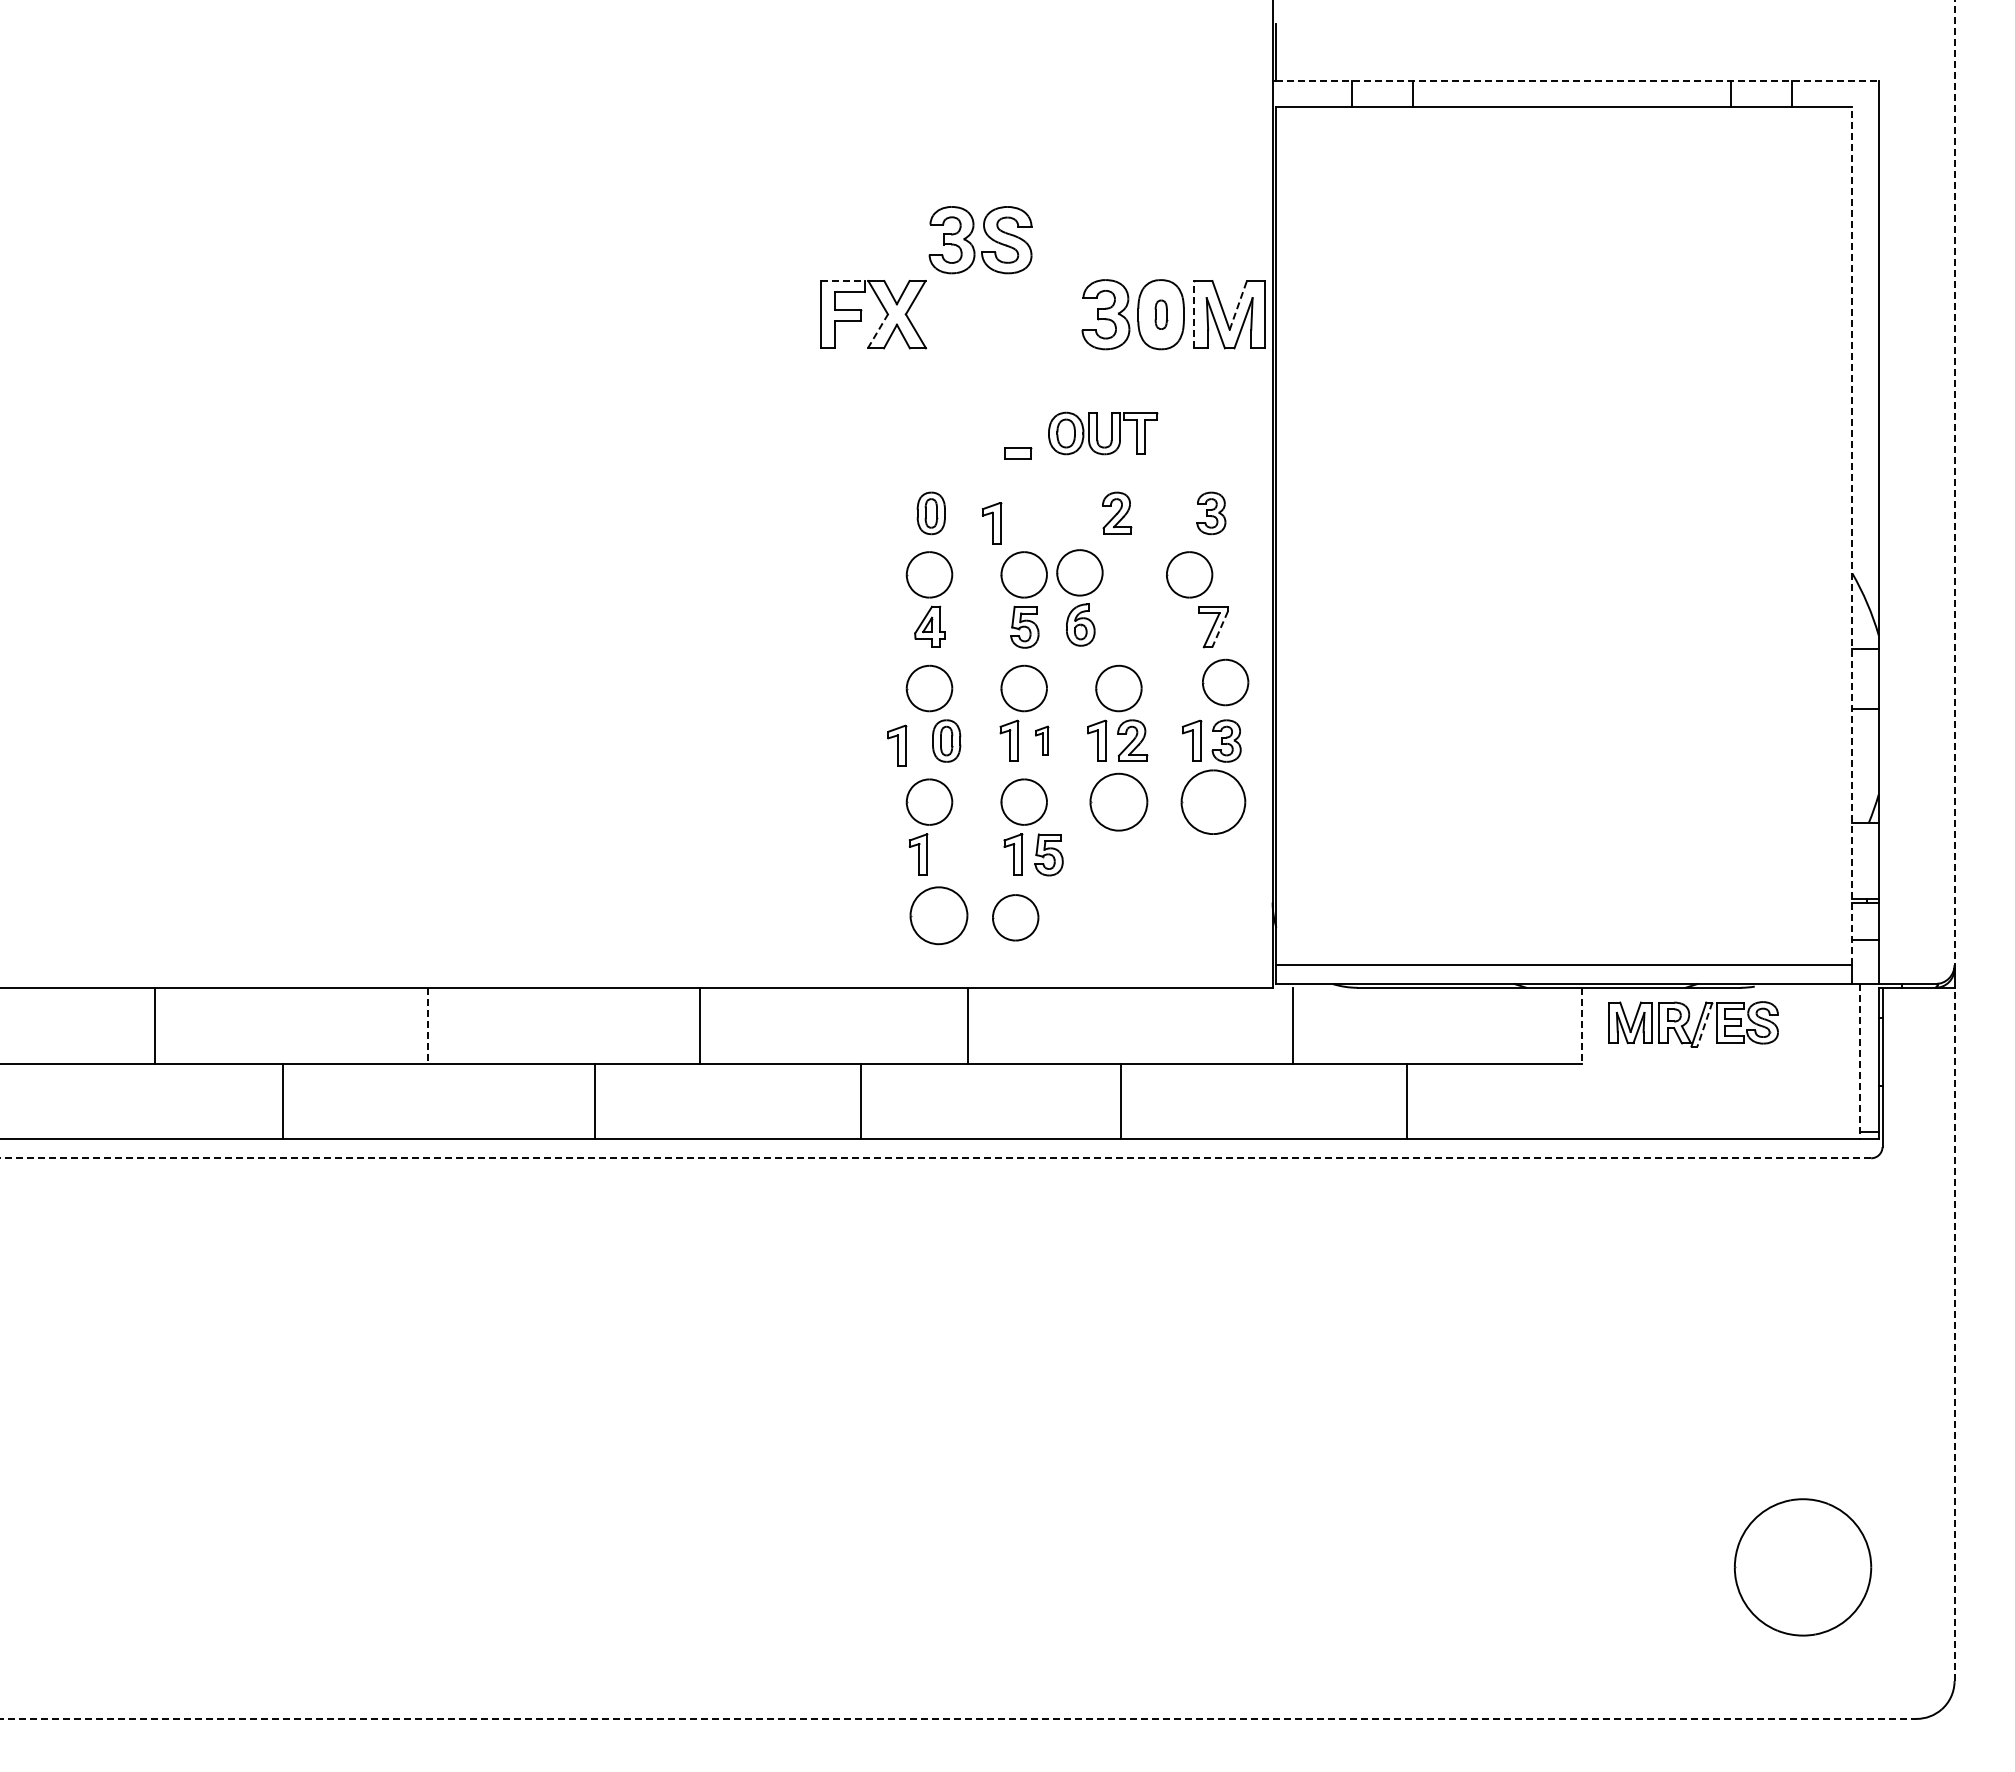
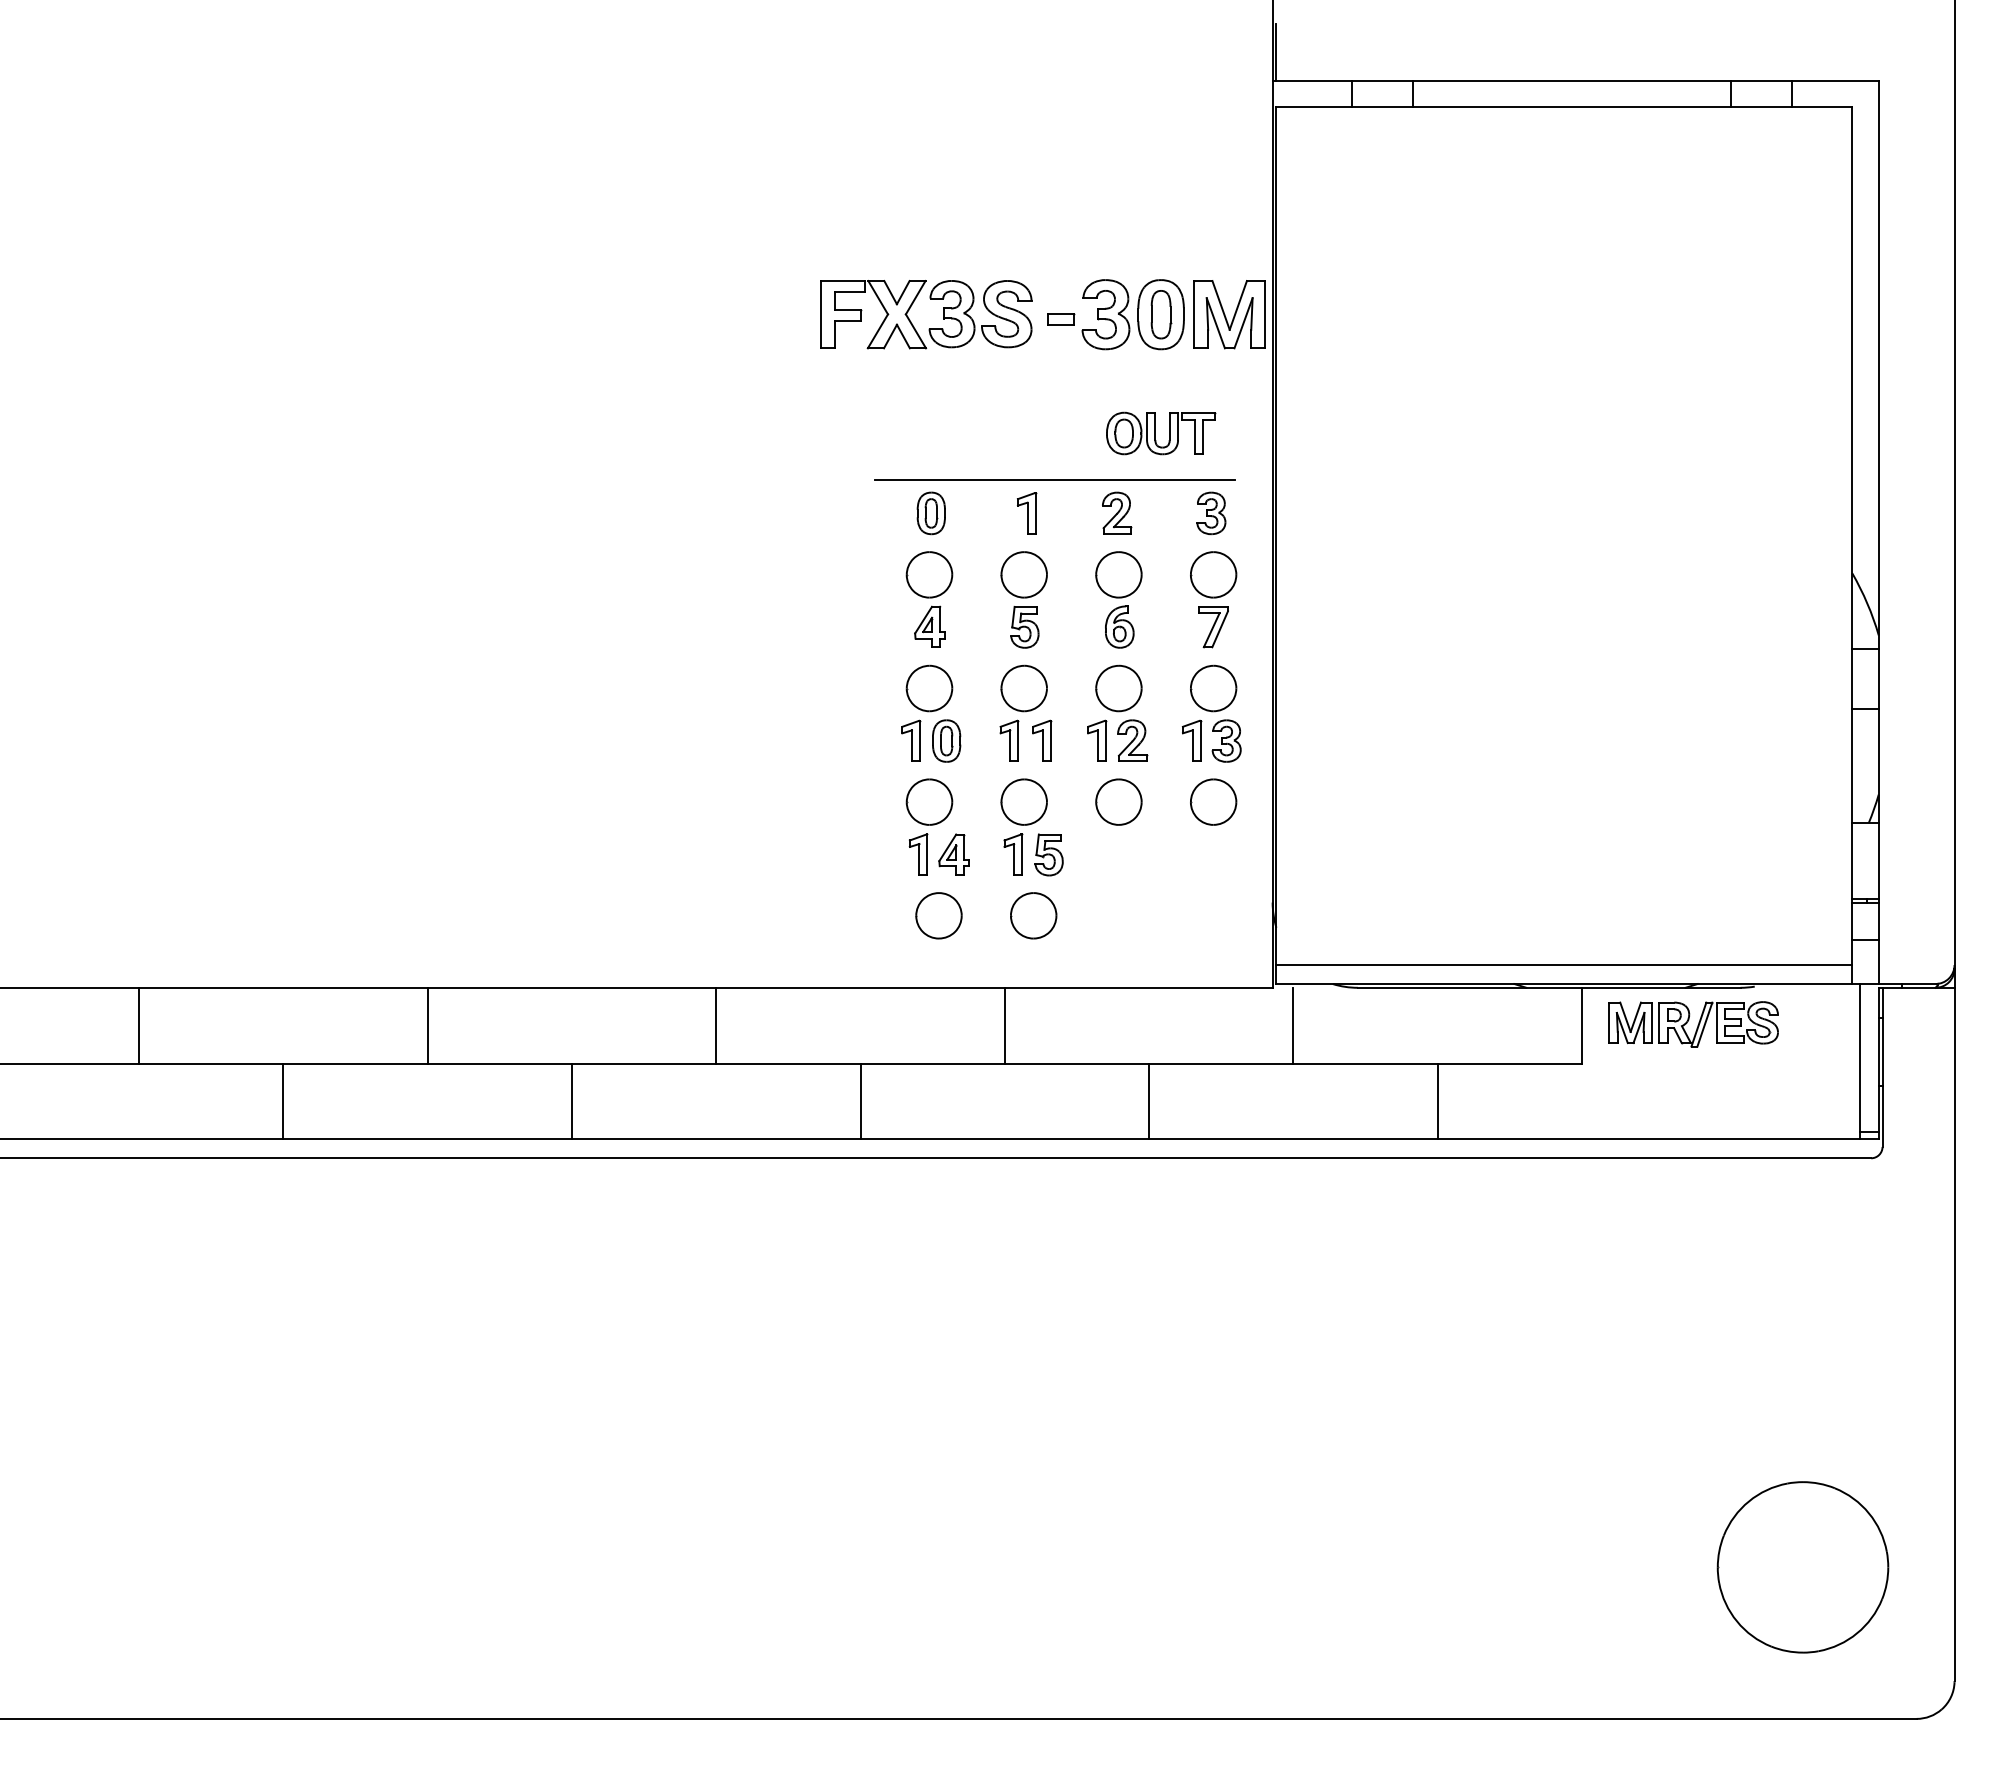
line: dashed -> solid (1578, 80)
part position: (985, 234) -> (985, 308) (985, 308)
line: dashed -> solid (842, 281)
line: dashed -> solid (1238, 305)
part size: 15x31 px -> 23x50 px (1161, 314)
line: dashed -> solid (1194, 314)
line: dashed -> solid (877, 331)
part position: (1103, 433) -> (1161, 433) (1161, 433)
part position: (1018, 453) -> (1061, 319) (1061, 319)
line: none -> present (1054, 480)
line: dashed -> solid (1954, 485)
part position: (992, 523) -> (1027, 513) (1027, 513)
line: dashed -> solid (1852, 535)
part position: (1189, 574) -> (1213, 574) (1213, 574)
part position: (1079, 597) -> (1118, 599) (1118, 599)
line: dashed -> solid (1220, 629)
part position: (1225, 682) -> (1213, 688) (1213, 688)
part size: 15x31 px -> 21x43 px (1042, 740)
part position: (897, 745) -> (911, 740) (911, 740)
part size: 60x60 px -> 48x48 px (1118, 801)
part size: 67x66 px -> 48x48 px (1213, 801)
part: none -> present (953, 854)
part size: 60x60 px -> 48x48 px (938, 915)
part position: (1015, 917) -> (1033, 915) (1033, 915)
line position: (154, 1025) -> (138, 1025) (138, 1025)
line: dashed -> solid (427, 1025)
line position: (700, 1025) -> (716, 1025) (716, 1025)
line position: (967, 1025) -> (1004, 1025) (1004, 1025)
line: dashed -> solid (1582, 1025)
line: dashed -> solid (1704, 1025)
line: dashed -> solid (1859, 1061)
line position: (594, 1101) -> (571, 1101) (571, 1101)
line position: (1121, 1101) -> (1149, 1101) (1149, 1101)
line position: (1406, 1101) -> (1437, 1101) (1437, 1101)
line: dashed -> solid (935, 1158)
line: dashed -> solid (1954, 1334)
part size: 140x139 px -> 174x173 px (1802, 1567)
line: dashed -> solid (958, 1718)
